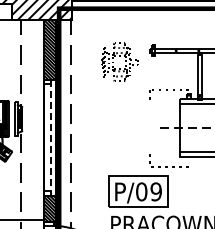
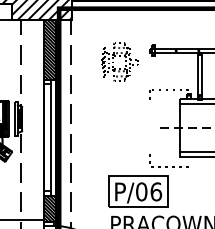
line: dashed -> solid (50, 137)
text: P/09 -> P/06 (156, 191)
